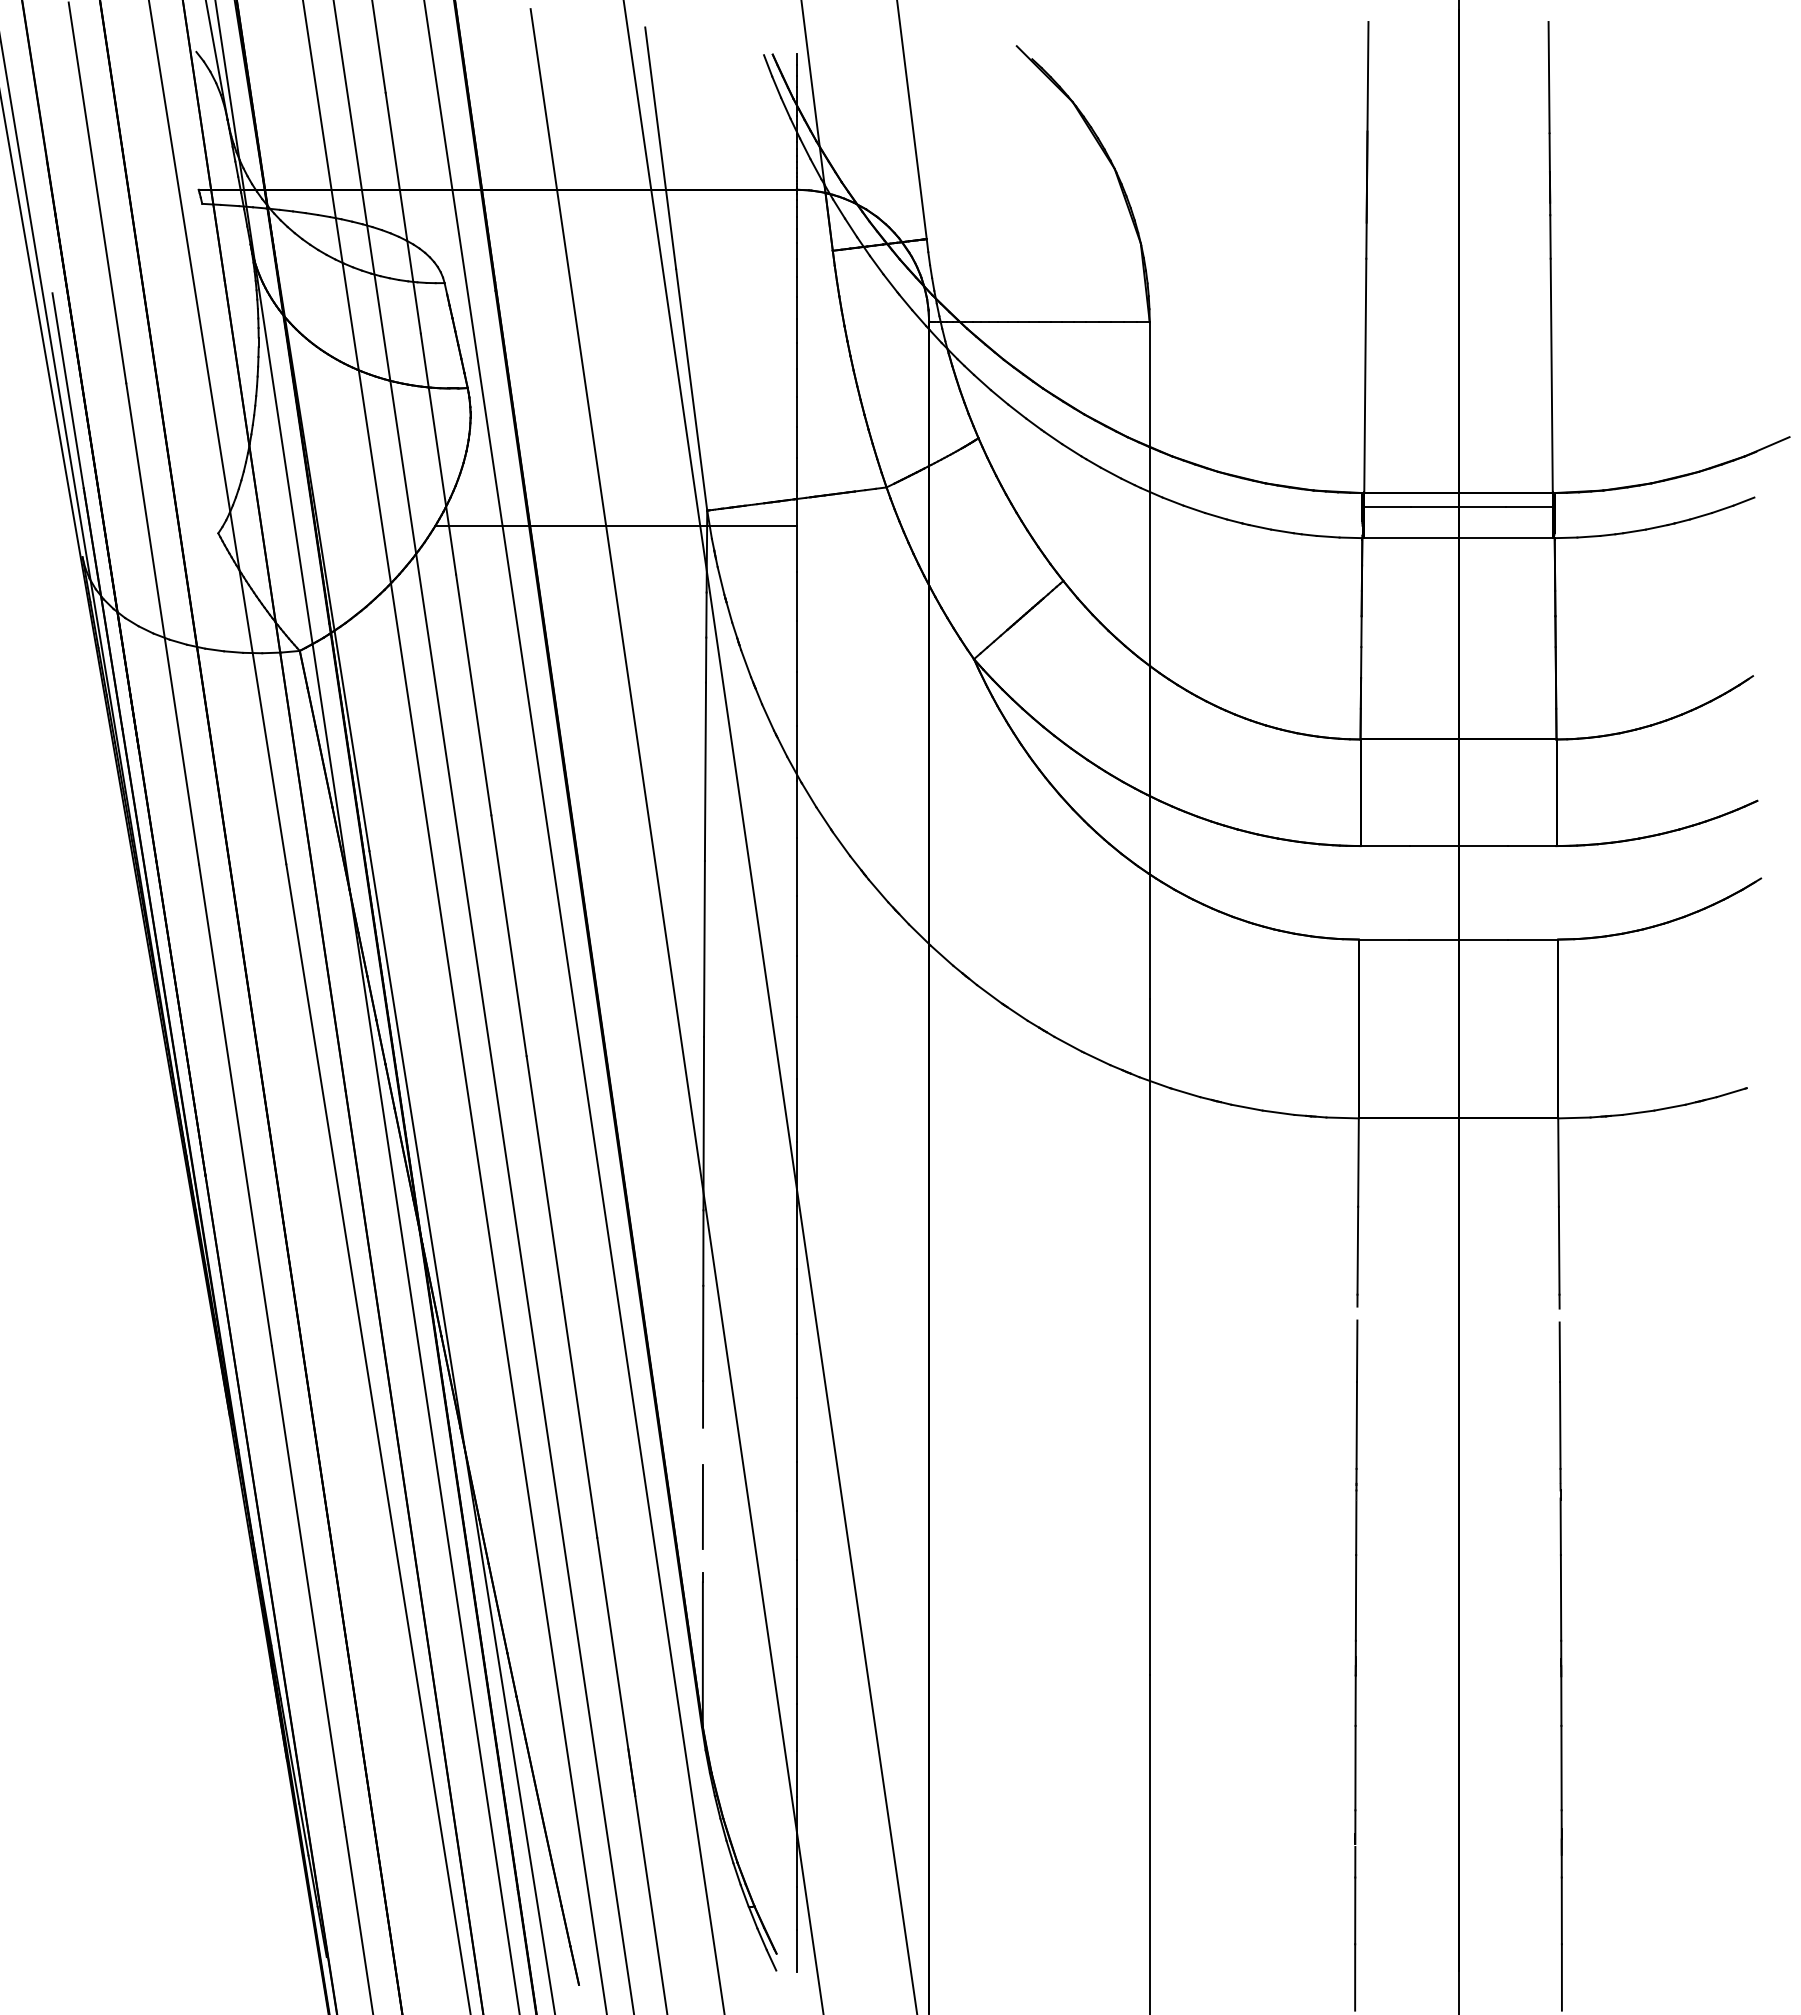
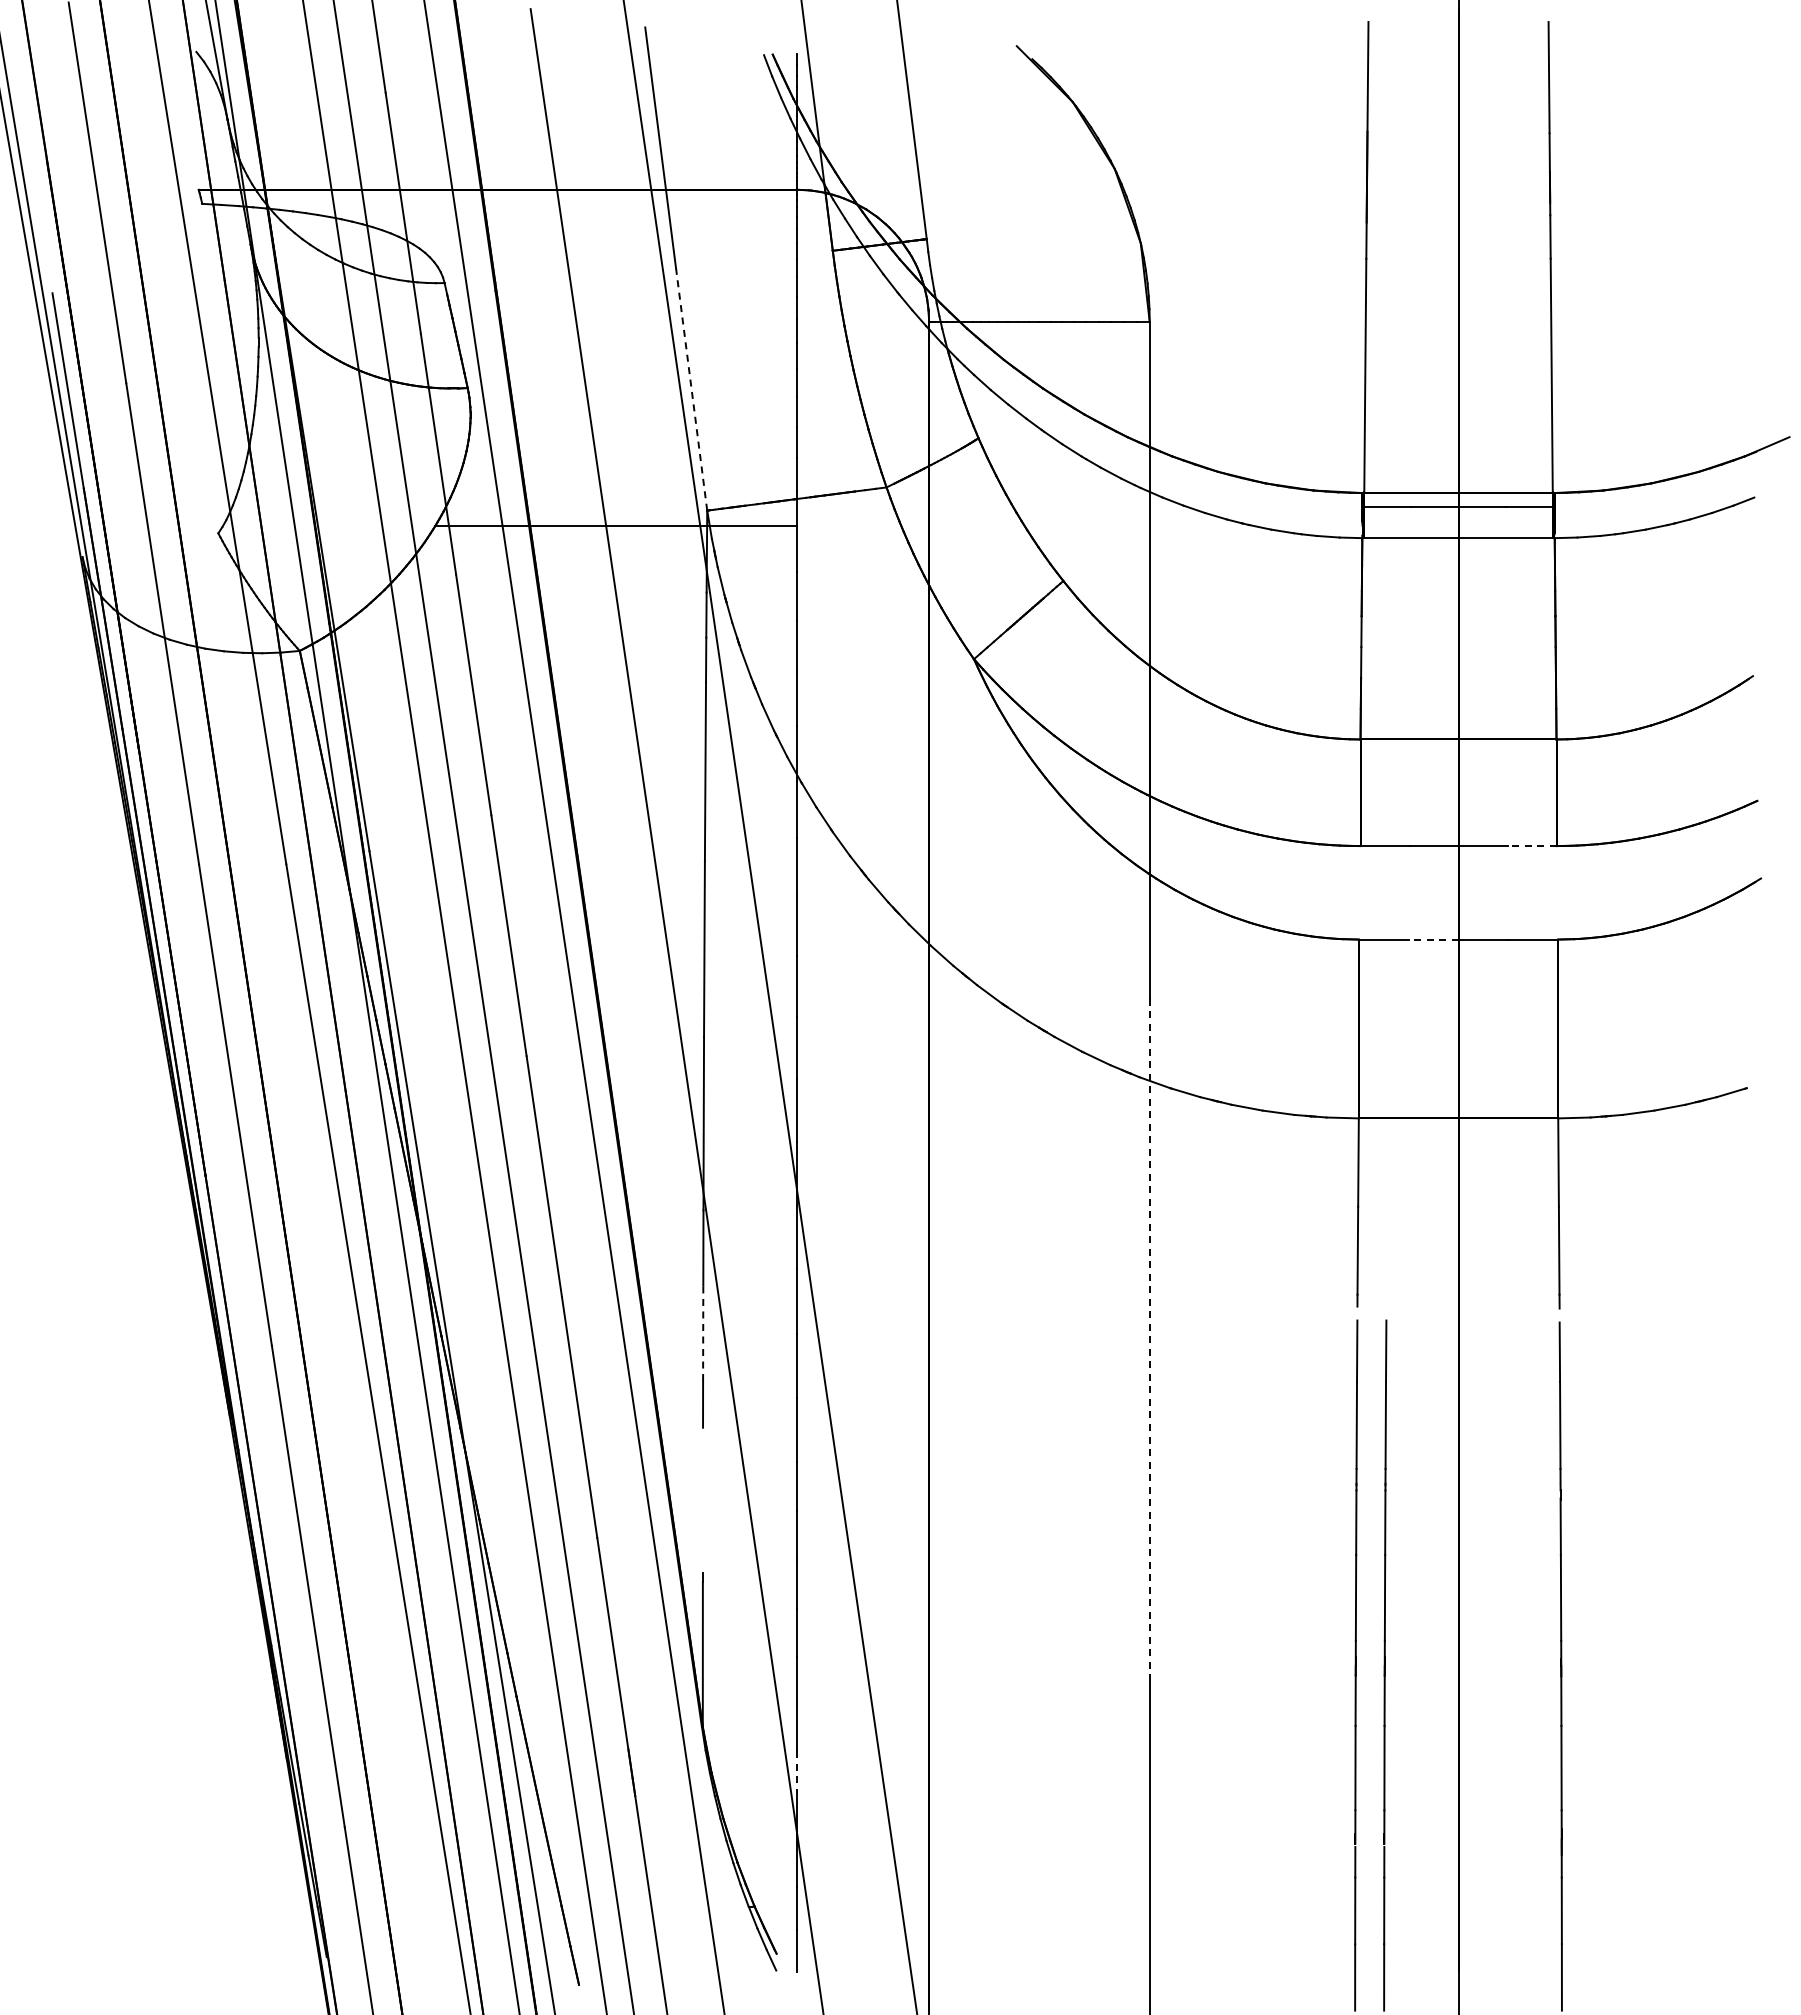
line: solid -> dashed (691, 389)
line: solid -> dashed (1532, 846)
line: solid -> dashed (1433, 939)
line: solid -> dashed (703, 1333)
line: solid -> dashed (1149, 1337)
line: present -> none (702, 1506)
line: none -> present (1385, 1665)
line: solid -> dashed (796, 1774)
